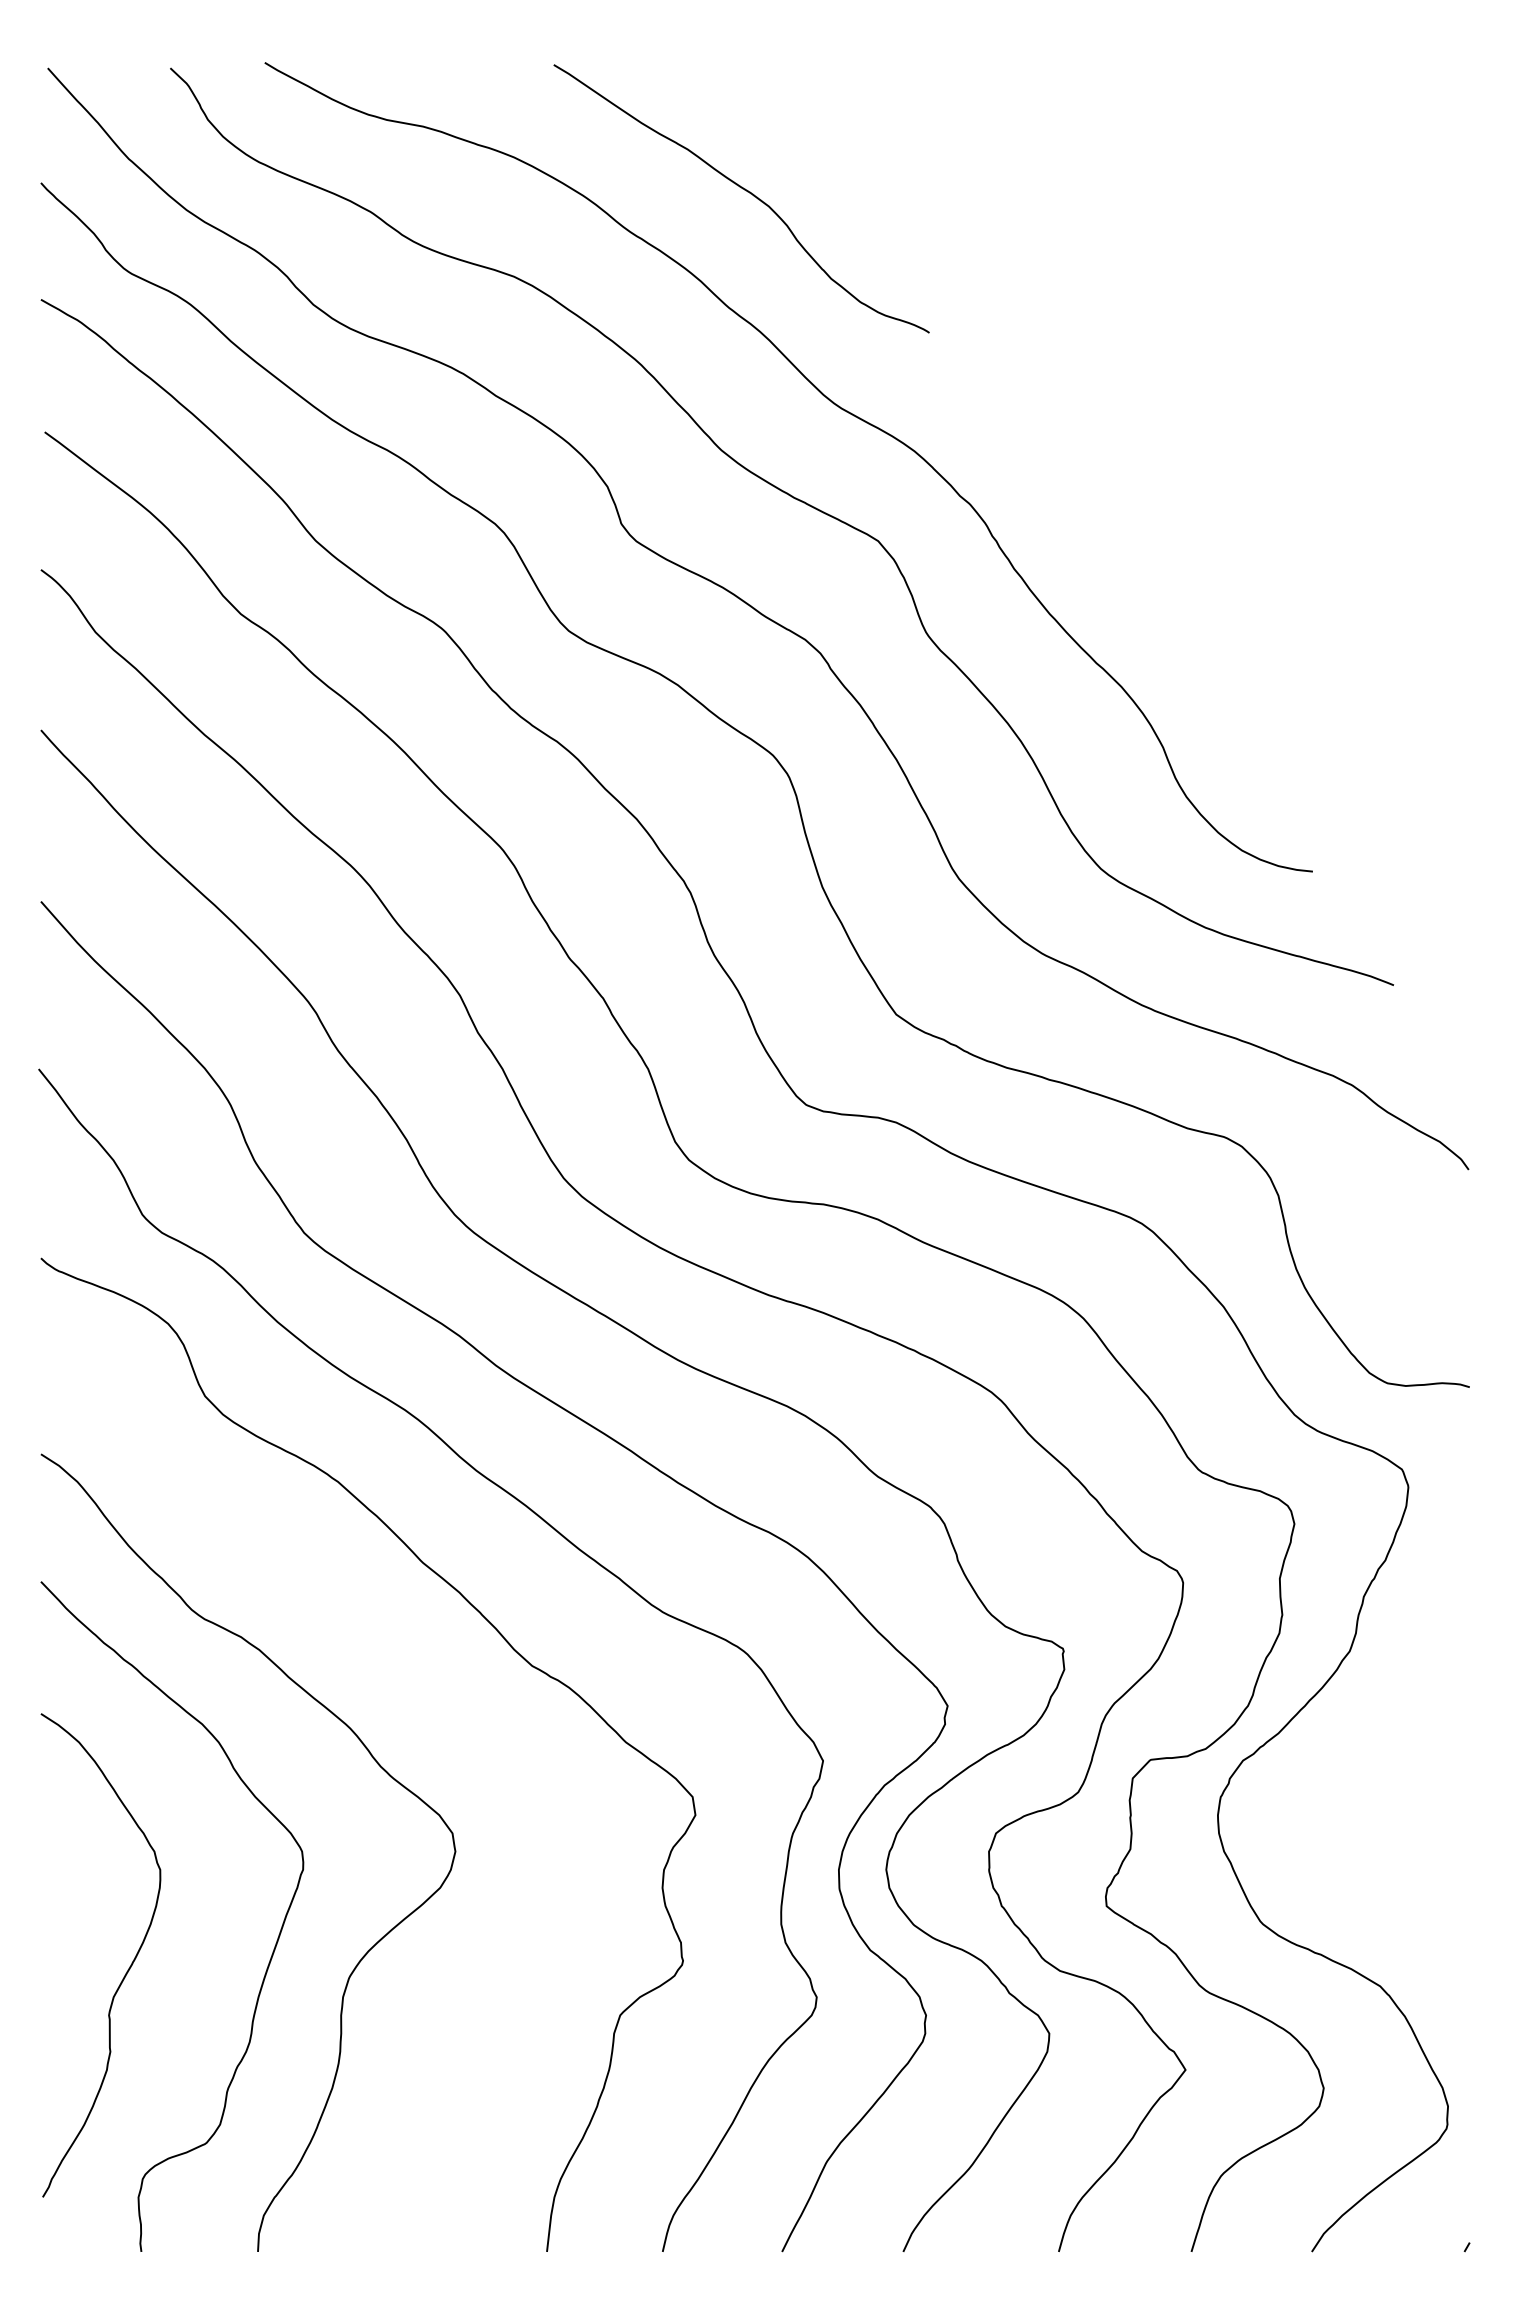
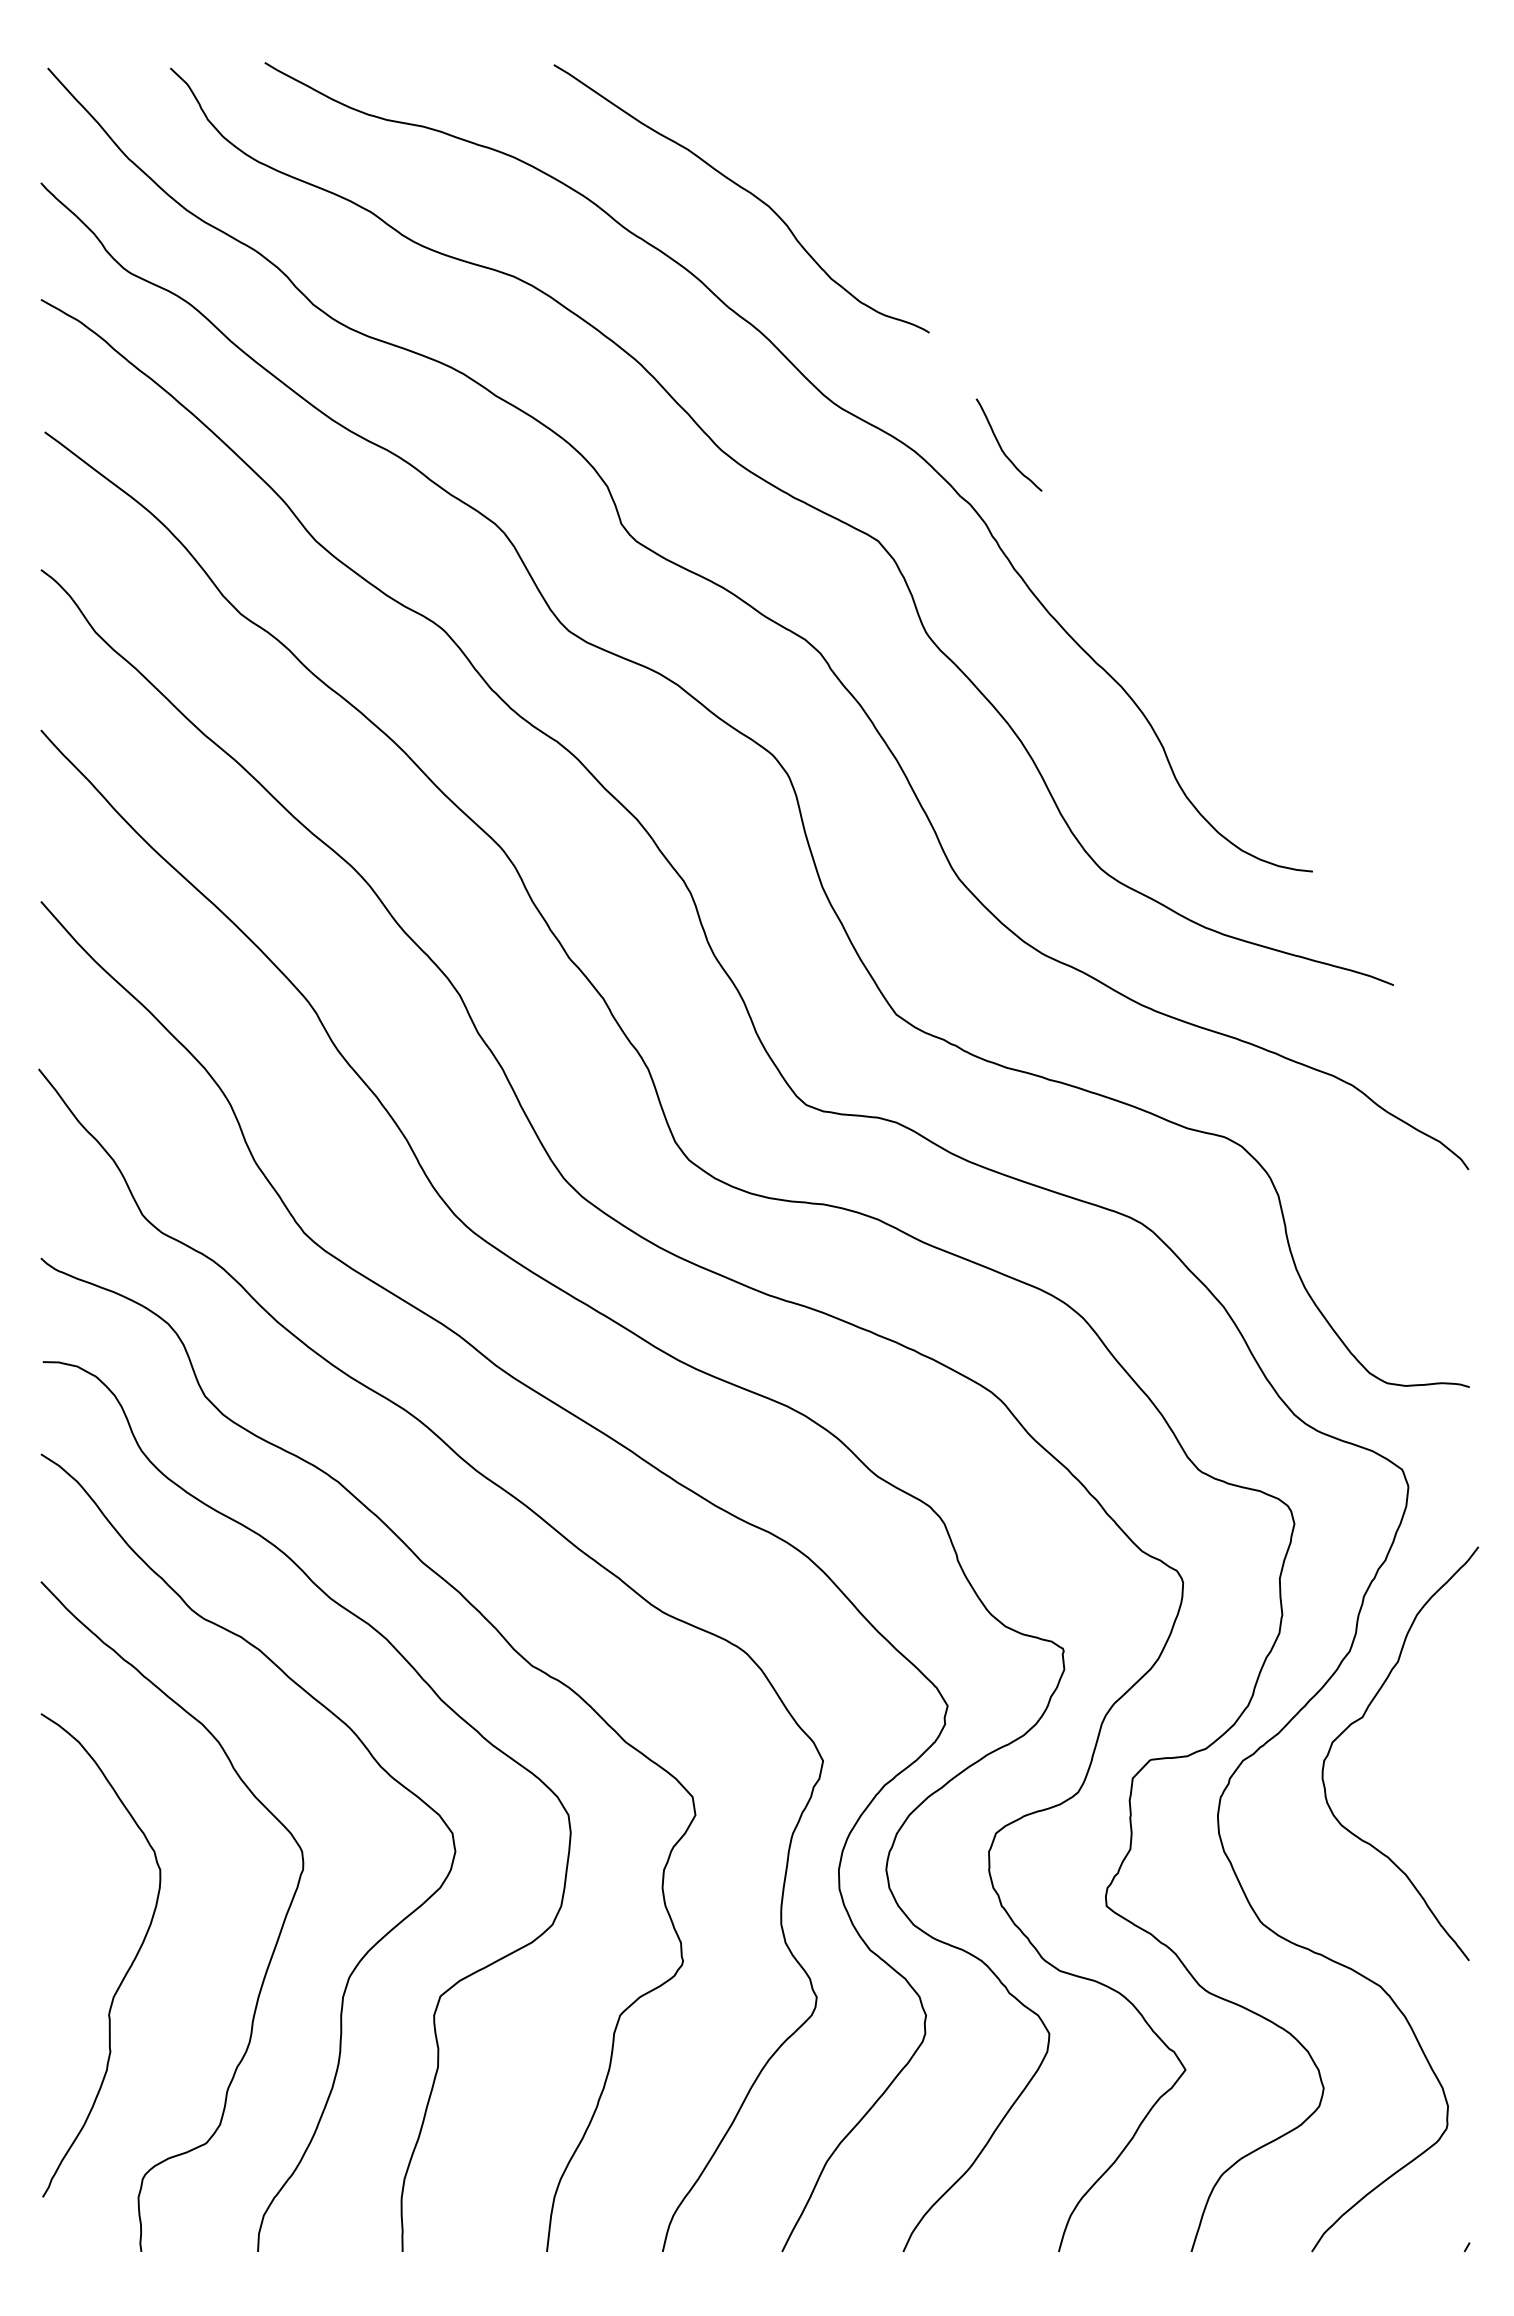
curve: none -> present (1002, 448)
curve: none -> present (437, 1697)
curve: none -> present (1363, 1717)
